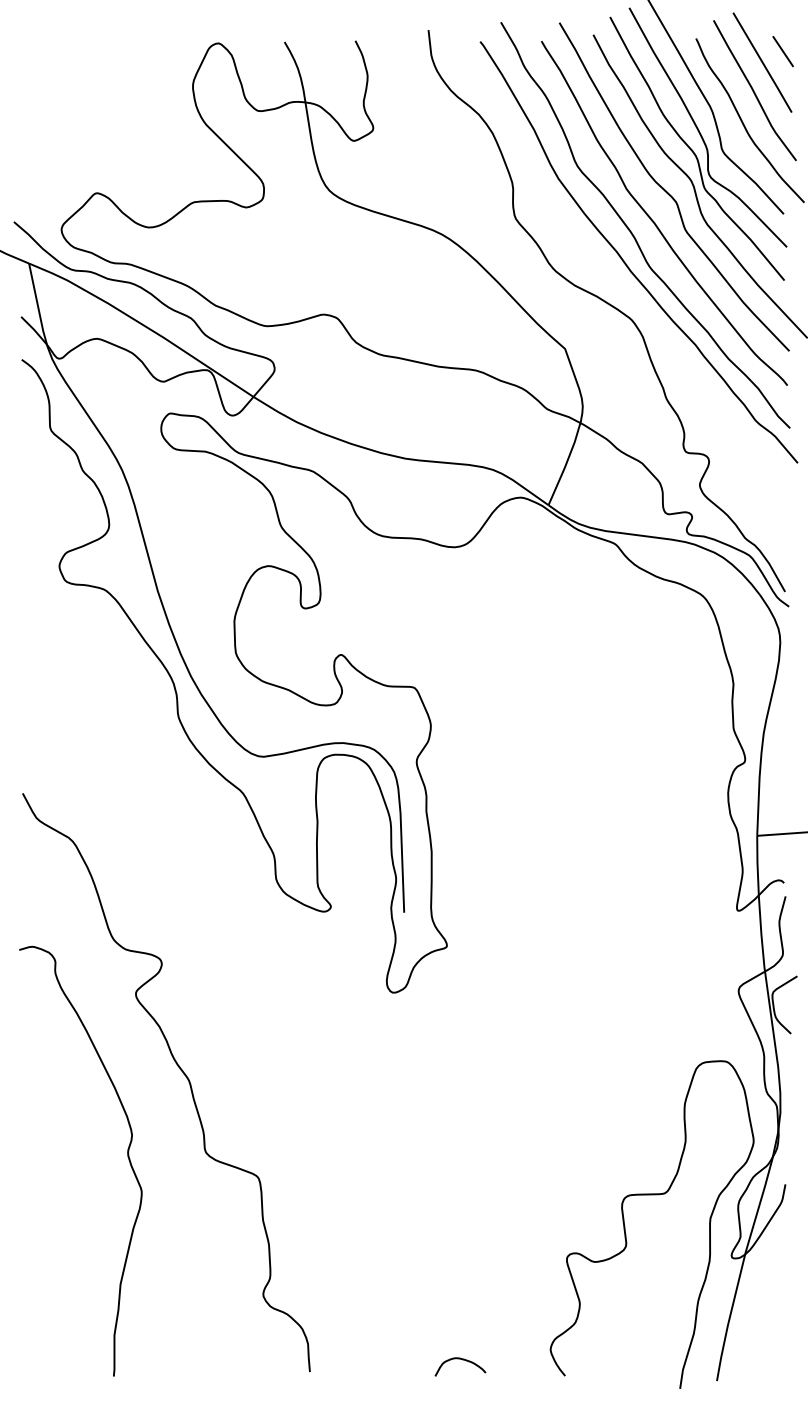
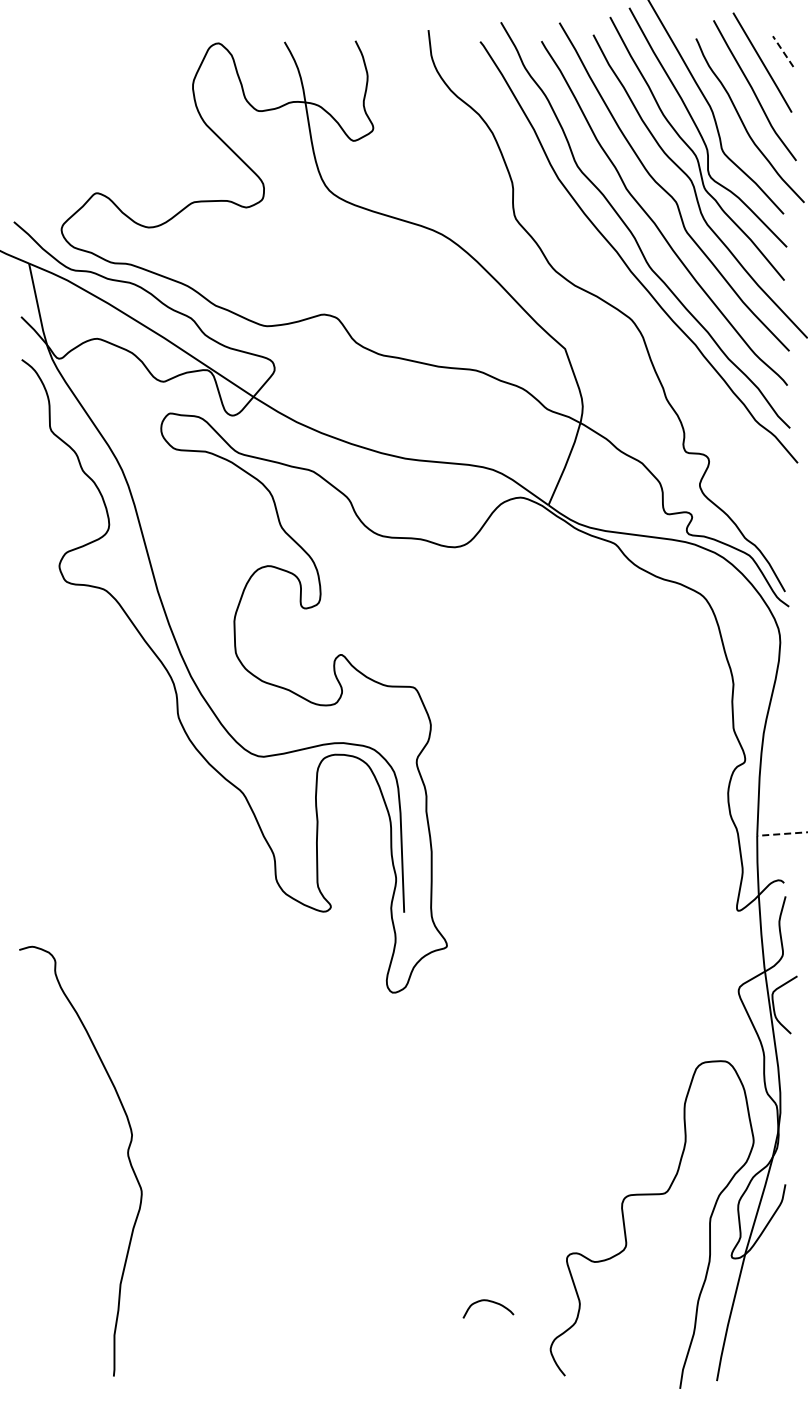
line: solid -> dashed (782, 51)
line: solid -> dashed (781, 834)
curve: present -> none (180, 1070)
curve position: (462, 1360) -> (490, 1302) (490, 1302)
